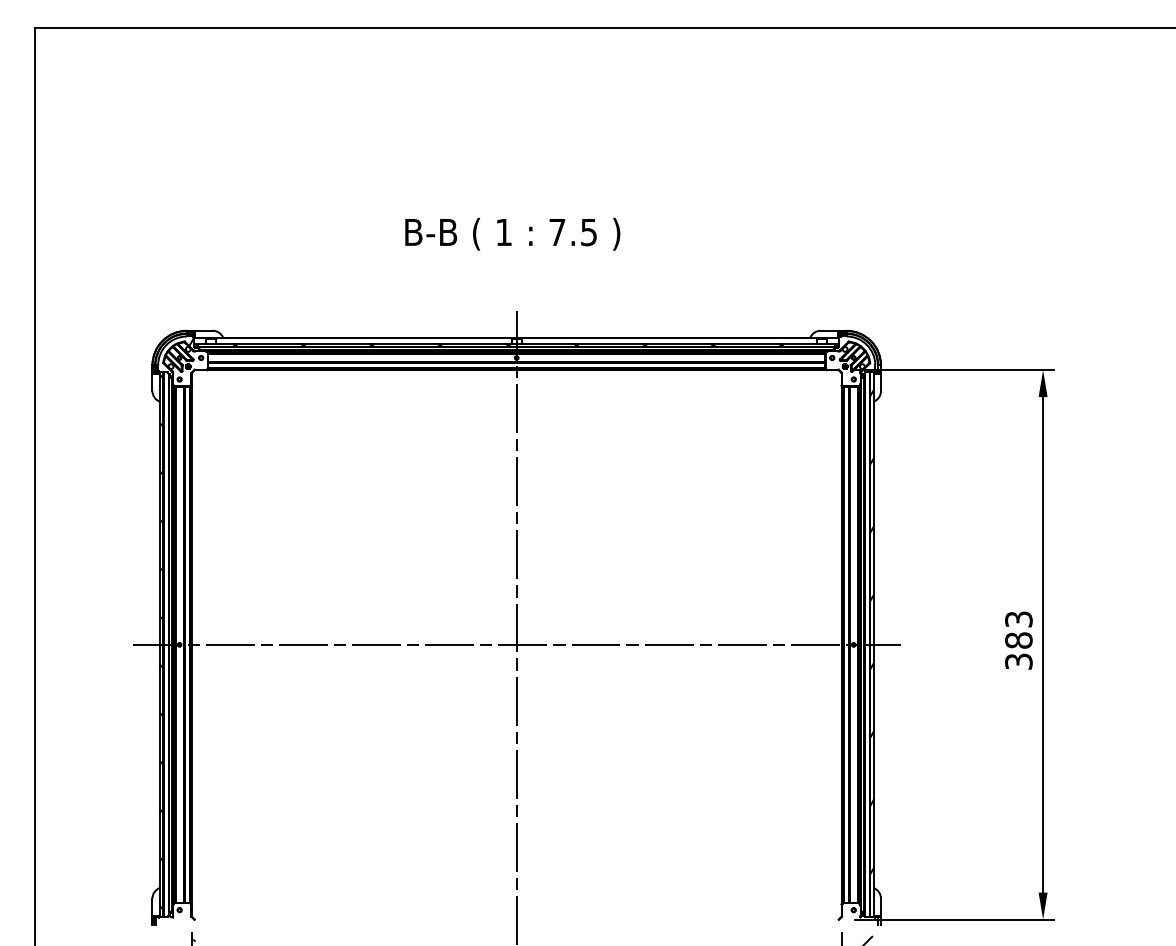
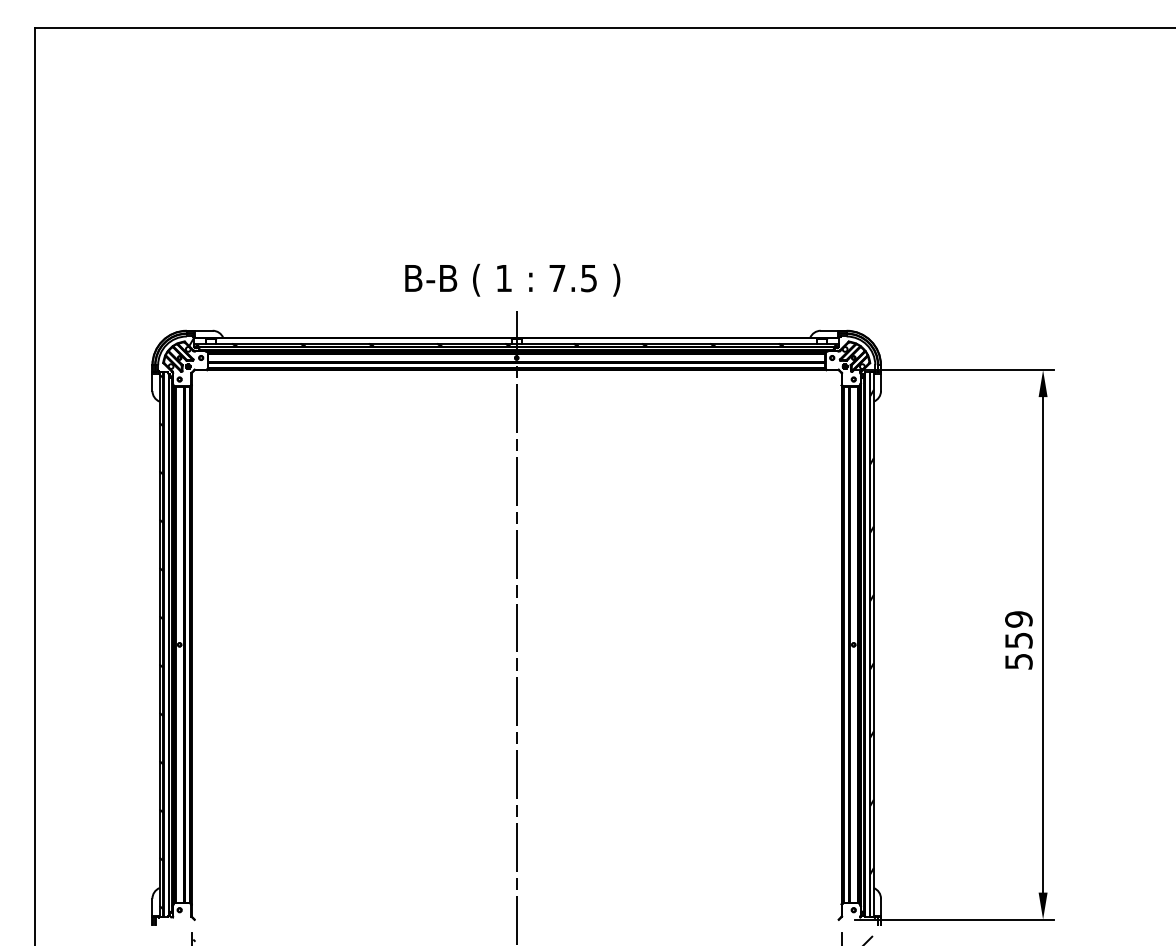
text position: (512, 233) -> (512, 279) (512, 279)
text: 383 -> 559 (1018, 639)
line: present -> none (516, 644)
